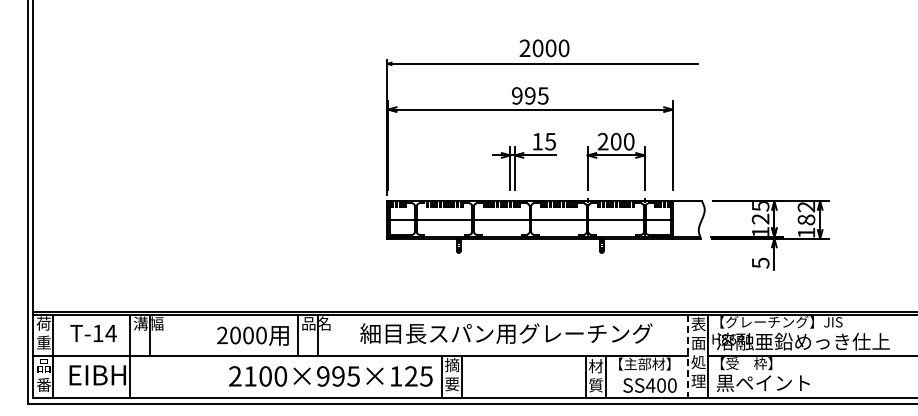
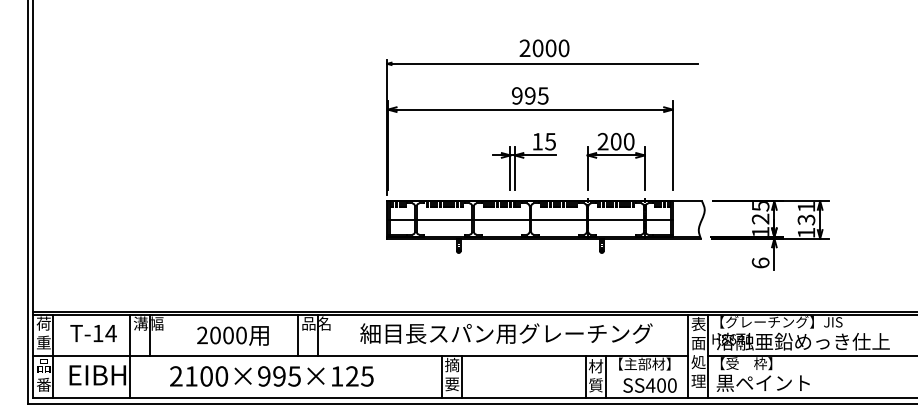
text: 182 -> 131 (806, 213)
text: 5 -> 6 (760, 262)
text position: (252, 335) -> (232, 335) (232, 335)
line: dashed -> solid (687, 356)
text position: (330, 376) -> (271, 376) (271, 376)
